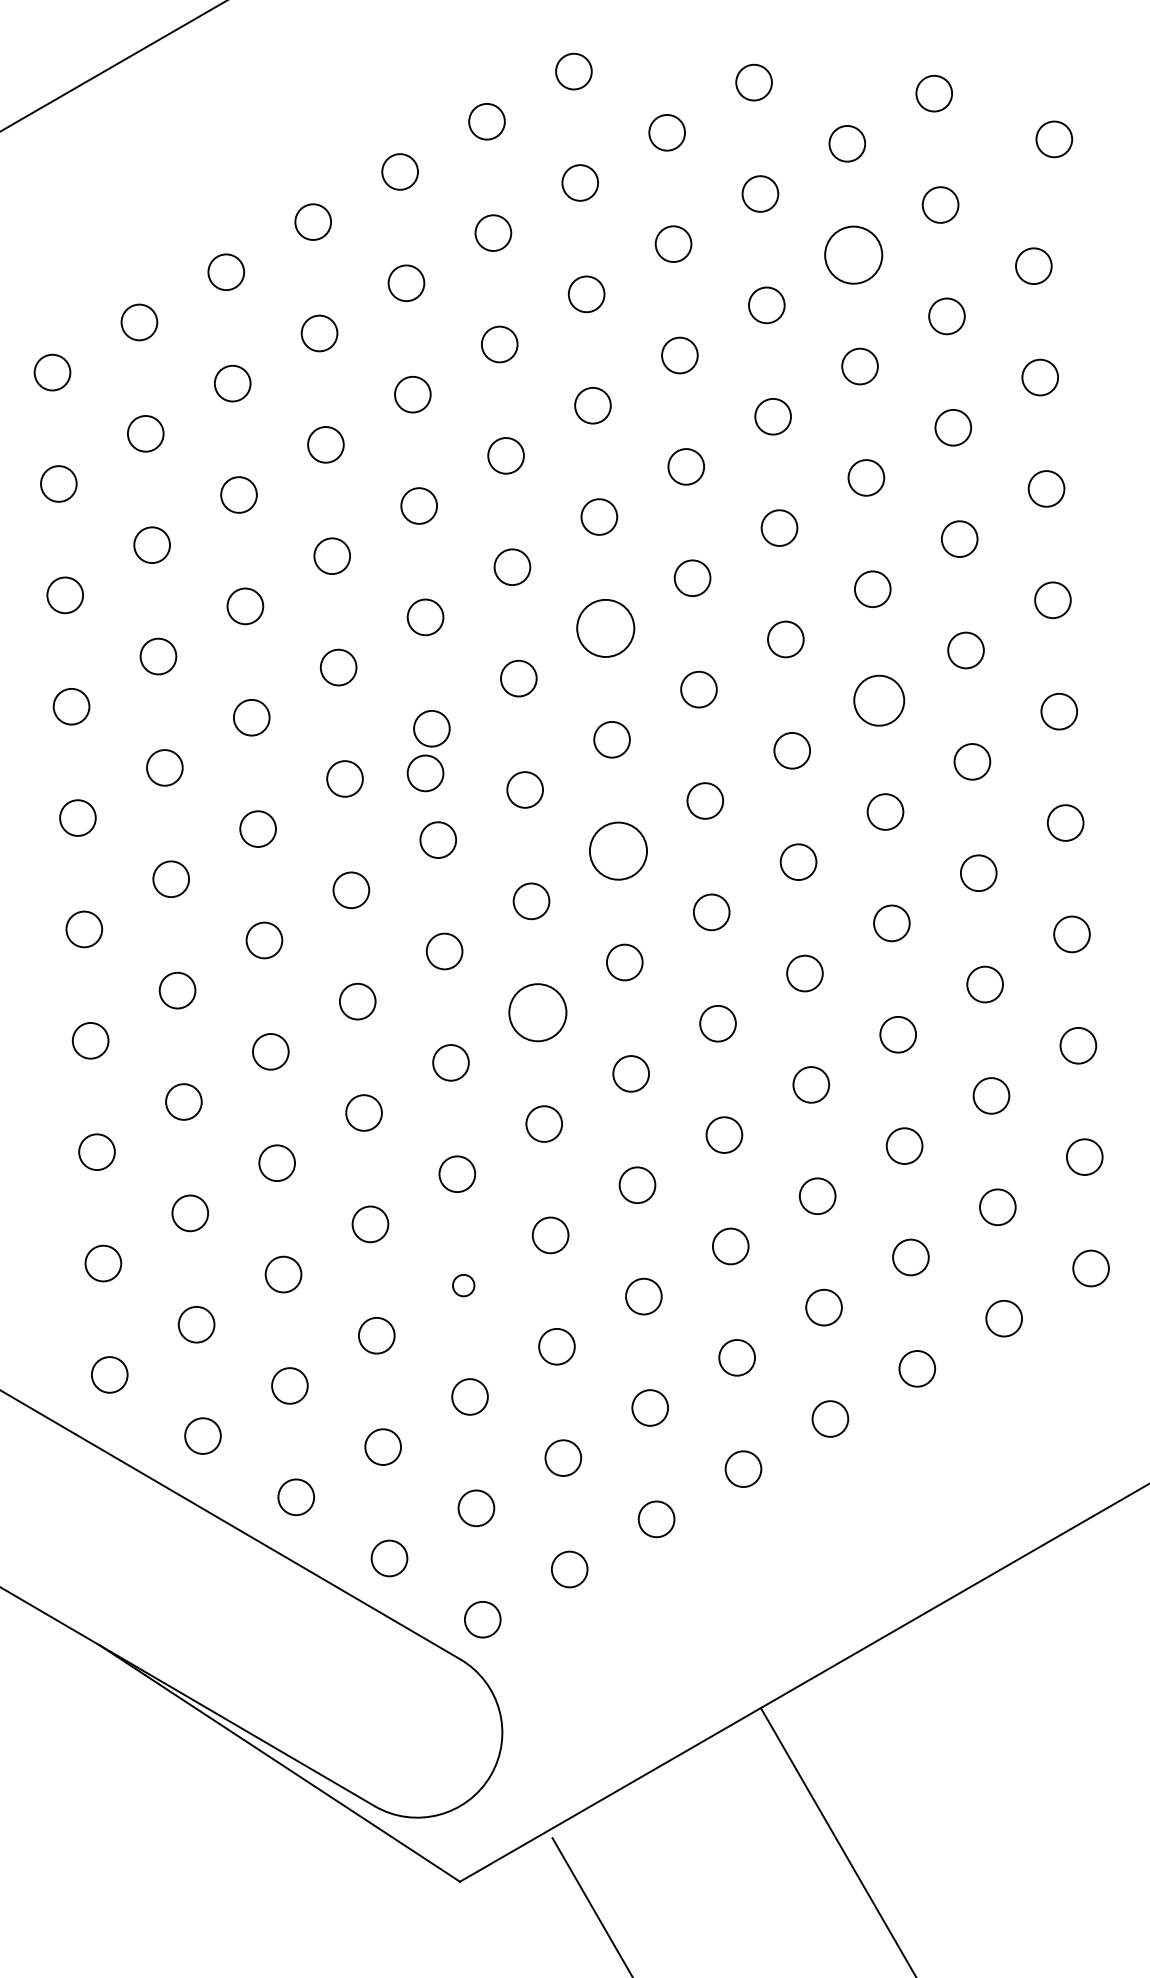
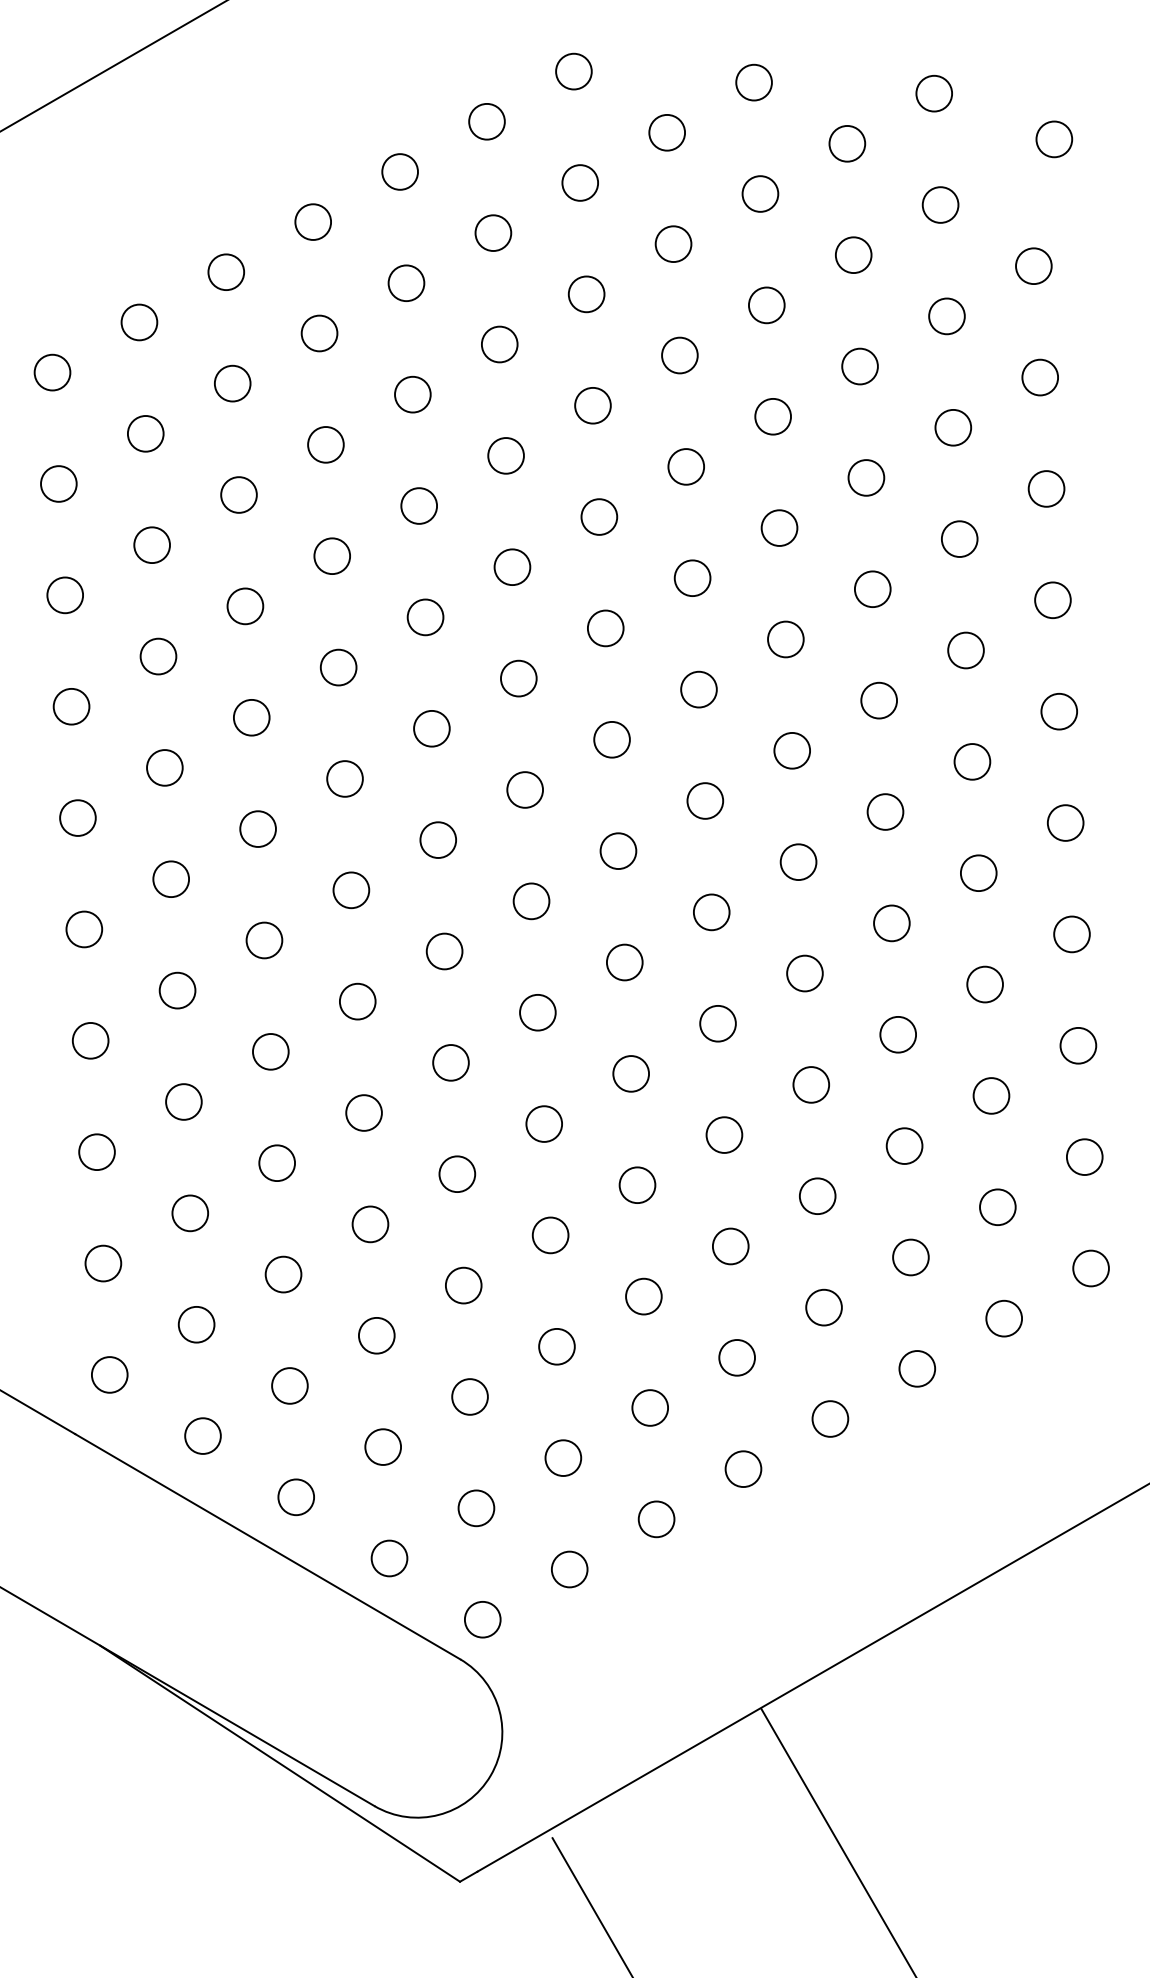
circle diameter: 57 px -> 36 px (853, 255)
circle diameter: 57 px -> 36 px (605, 628)
circle size: 53x53 px -> 38x39 px (878, 700)
circle: present -> none (425, 773)
circle diameter: 57 px -> 36 px (618, 851)
circle diameter: 57 px -> 36 px (537, 1012)
circle diameter: 21 px -> 36 px (463, 1285)
